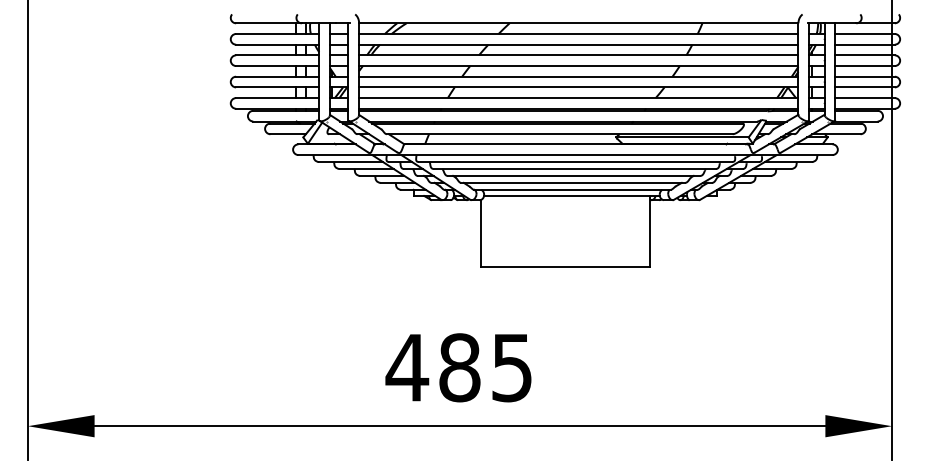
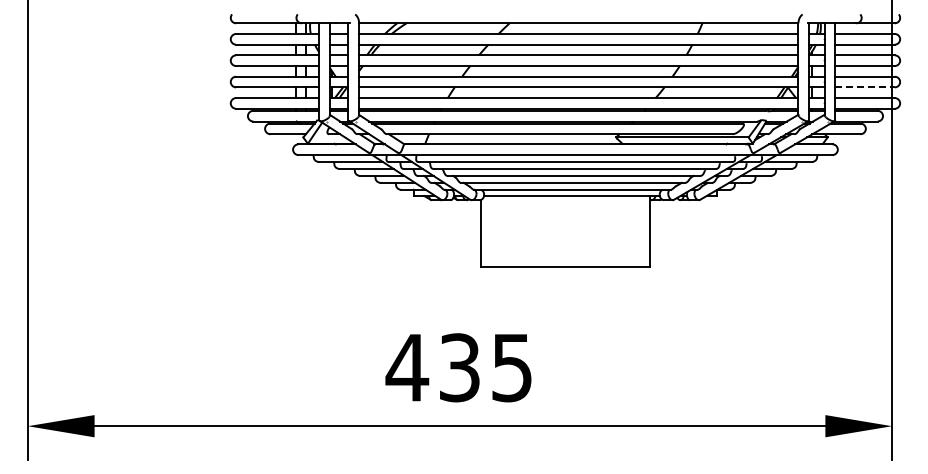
line: solid -> dashed (865, 87)
text: 485 -> 435 (459, 367)
